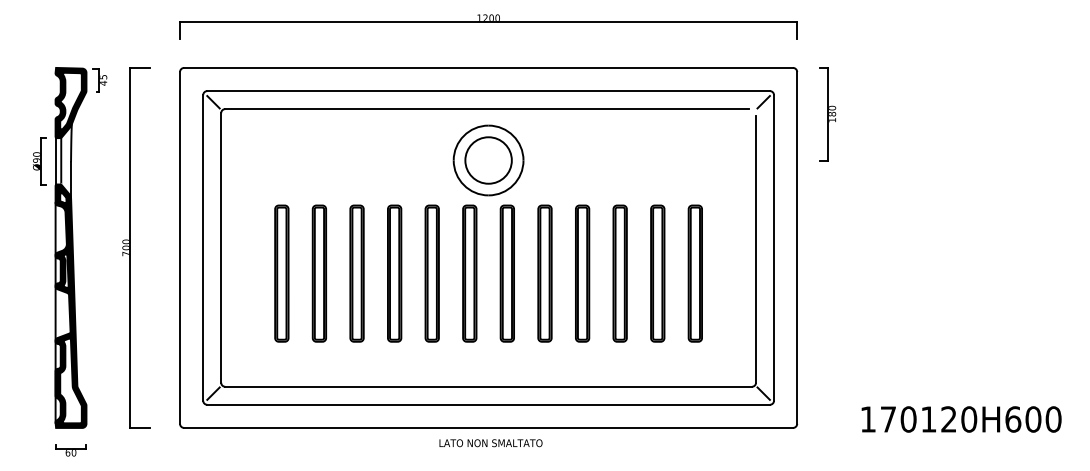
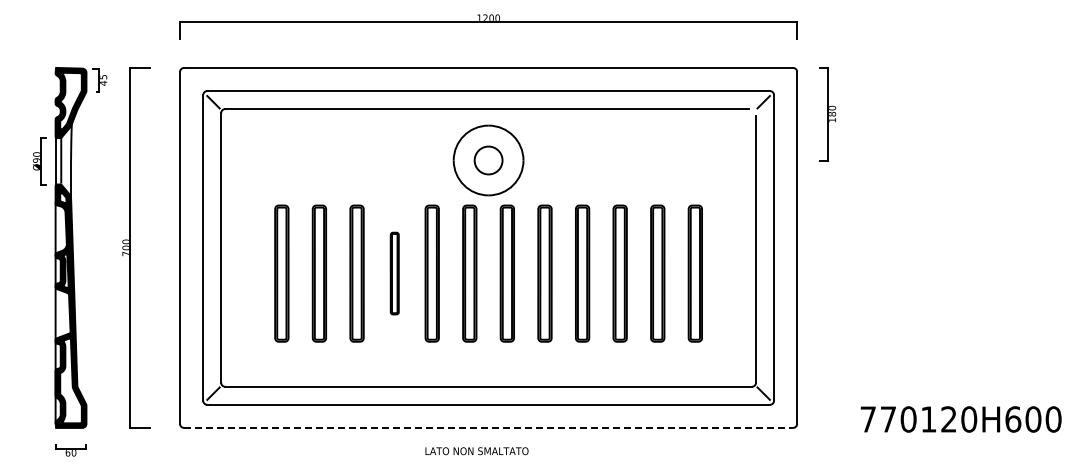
circle diameter: 46 px -> 28 px (488, 160)
part size: 16x139 px -> 11x85 px (394, 273)
text: 170120H600 -> 770120H600 (867, 419)
line: solid -> dashed (489, 427)
text position: (490, 443) -> (476, 451) (476, 451)
